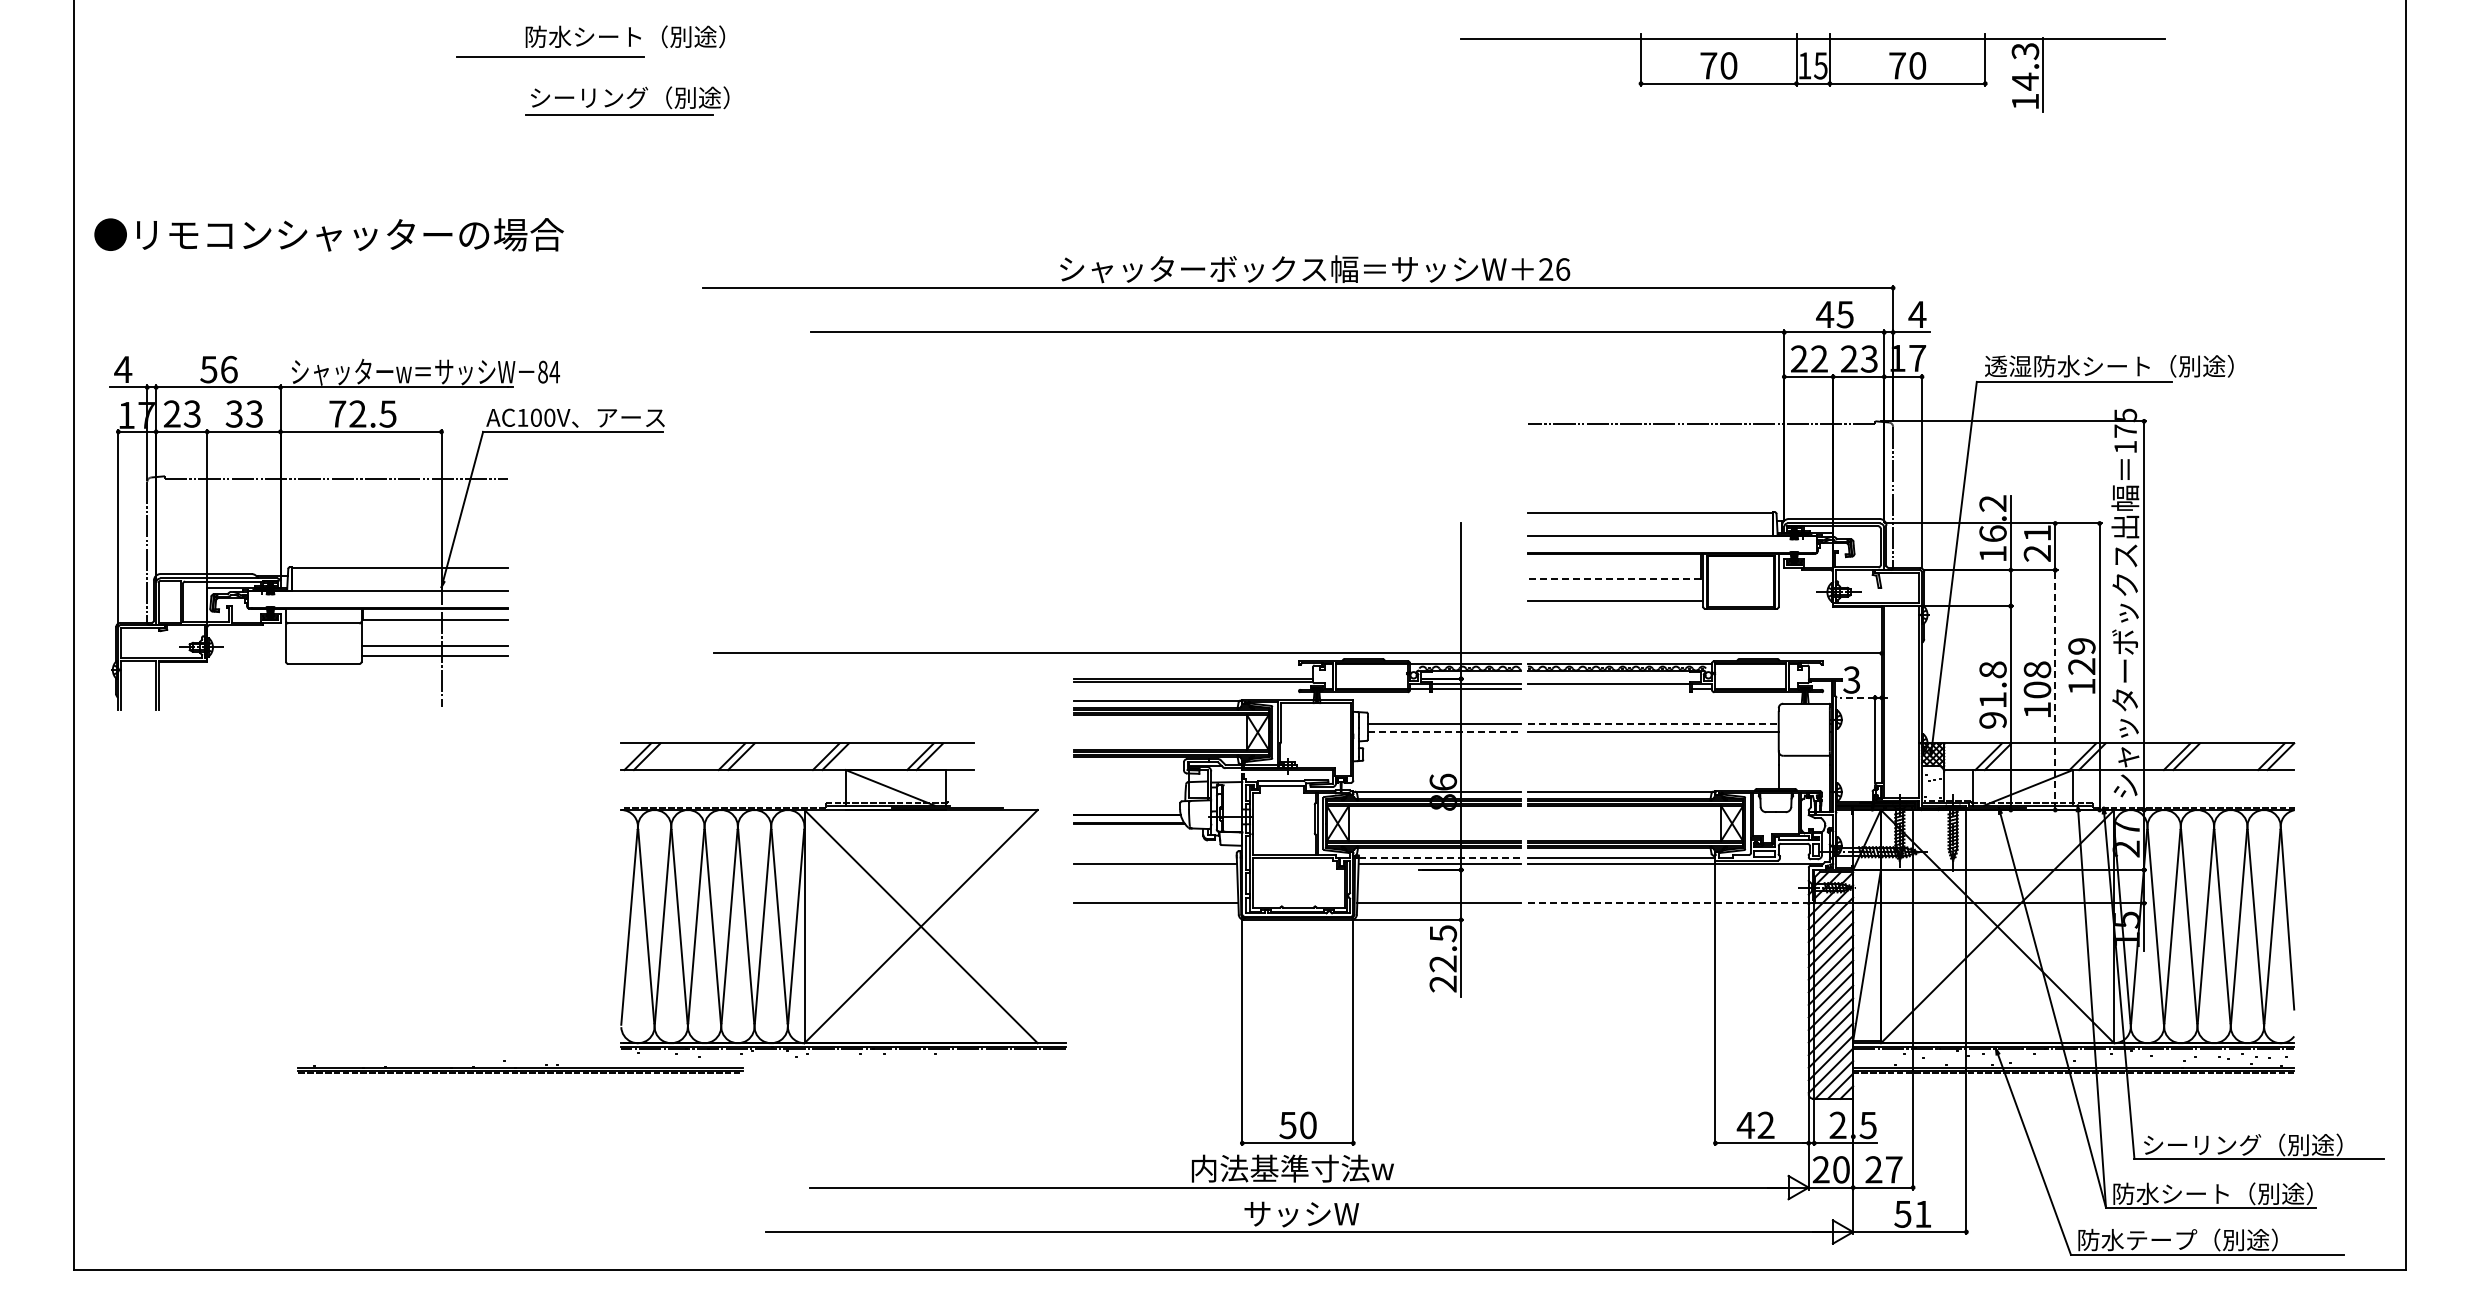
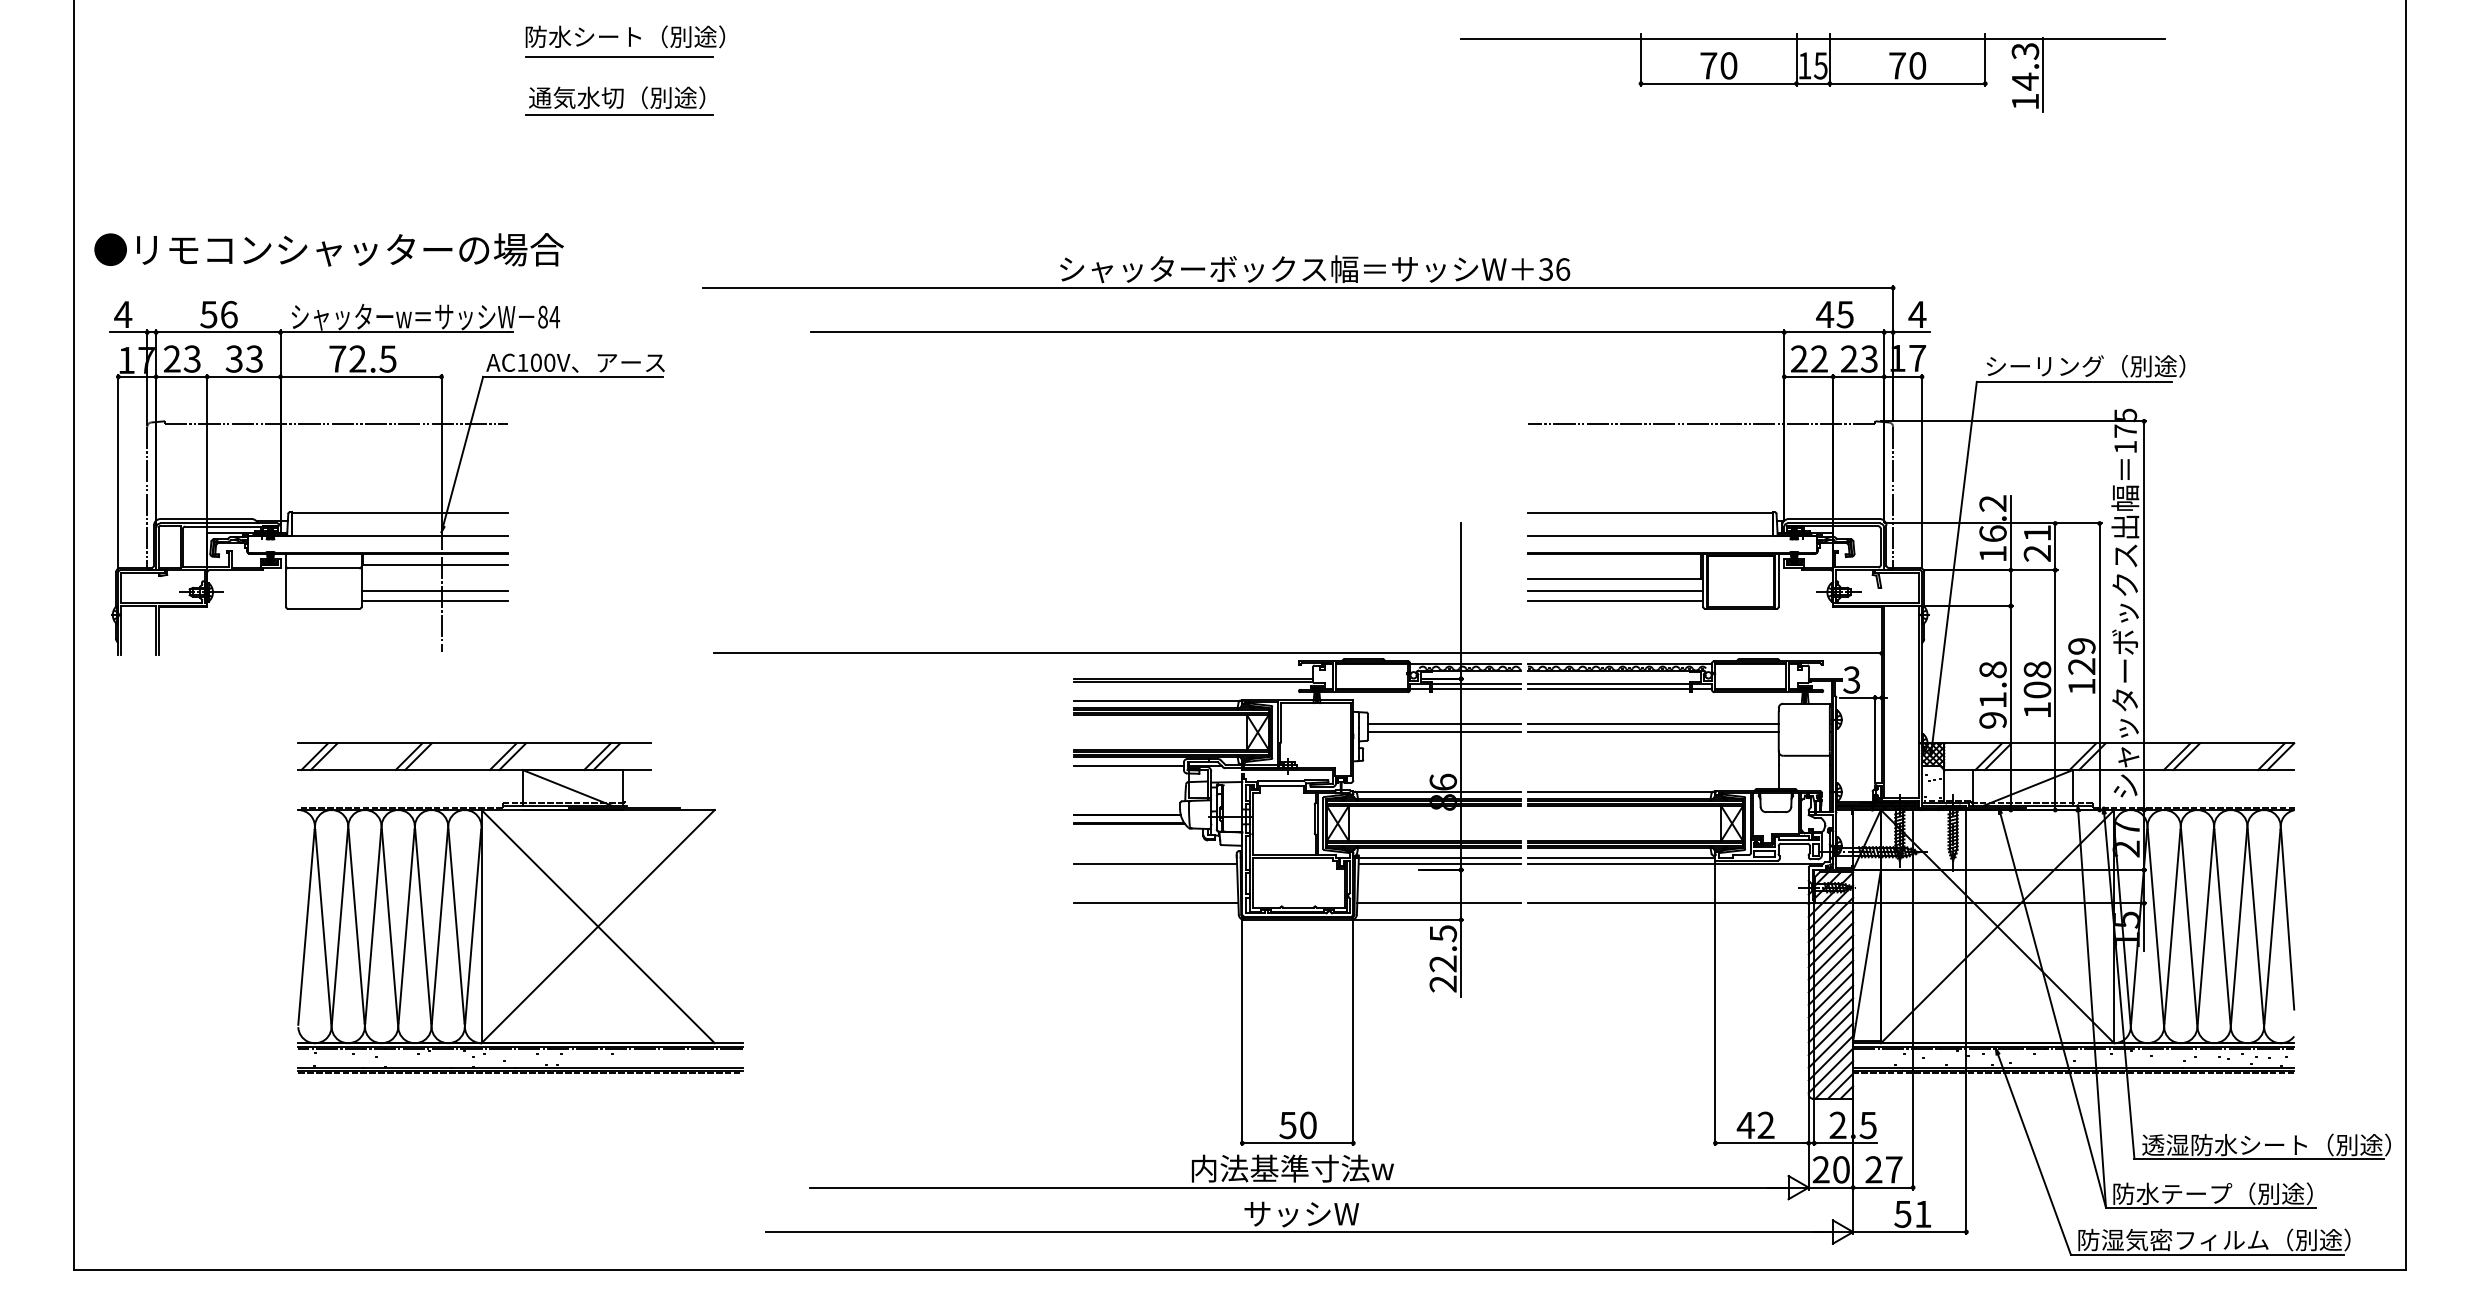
line position: (550, 56) -> (619, 56) (619, 56)
text: シーリング（別途） -> 通気水切（別途） (629, 97)
text position: (328, 234) -> (328, 249) (328, 249)
text: 26 -> 36 (1546, 269)
text: 透湿防水シート（別途） -> シーリング（別途） (2109, 366)
part position: (386, 533) -> (386, 478) (386, 478)
line: dashed -> solid (1614, 579)
line: none -> present (1615, 591)
line: none -> present (1608, 689)
line: dashed -> solid (2055, 690)
line: dashed -> solid (1857, 697)
line: dashed -> solid (1653, 724)
line: dashed -> solid (1444, 731)
line: none -> present (1128, 766)
line: dashed -> solid (1440, 857)
part position: (843, 899) -> (520, 899) (520, 899)
line: dashed -> solid (1671, 903)
text: シーリング（別途） -> 透湿防水シート（別途） (2266, 1144)
text: 防水シート（別途） -> 防水テープ（別途） (2197, 1193)
text: 防水テープ（別途） -> 防湿気密フィルム（別途） (2225, 1239)
